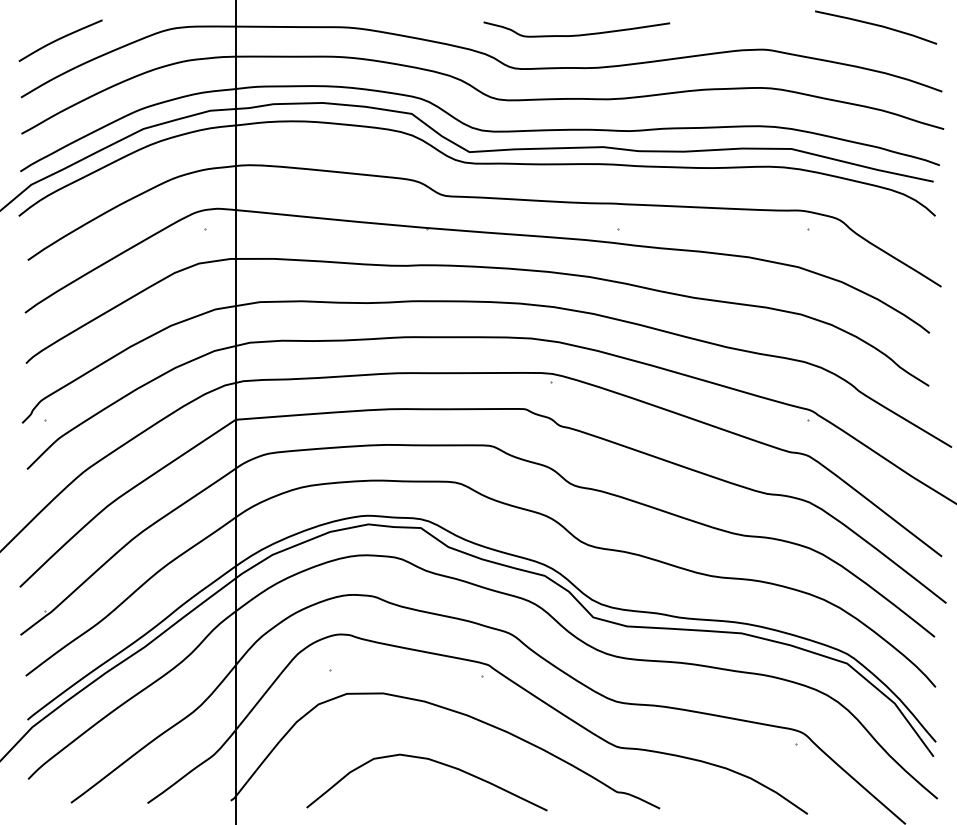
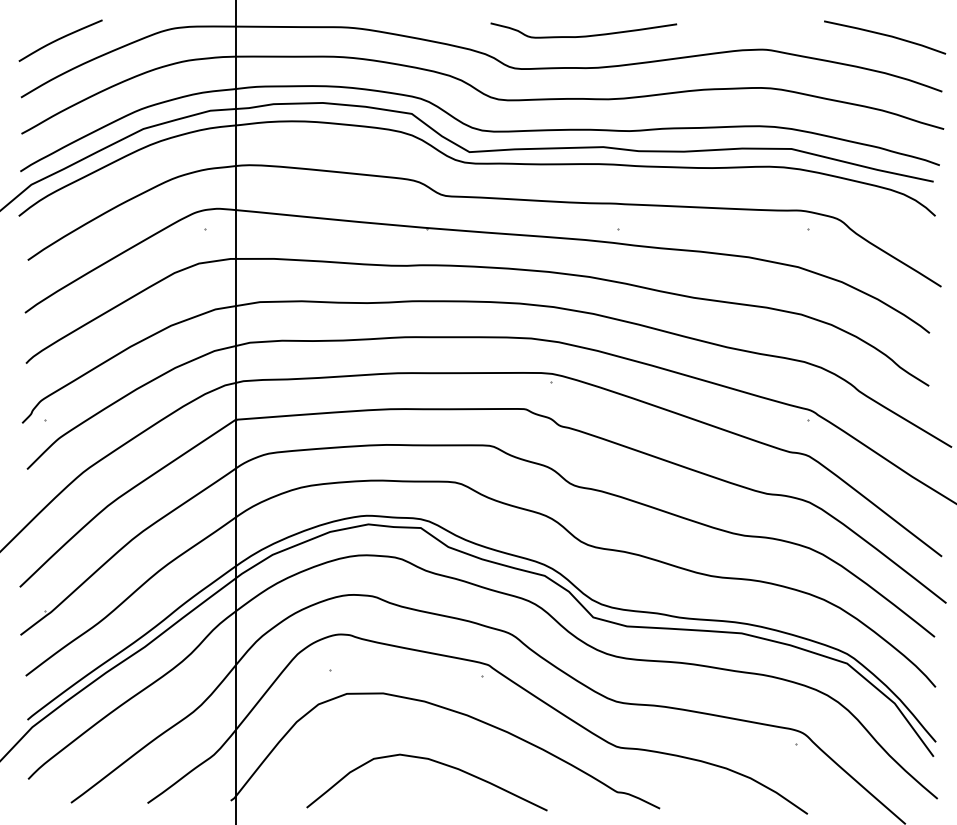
line position: (877, 26) -> (886, 36) (886, 36)
curve position: (576, 34) -> (583, 35) (583, 35)
